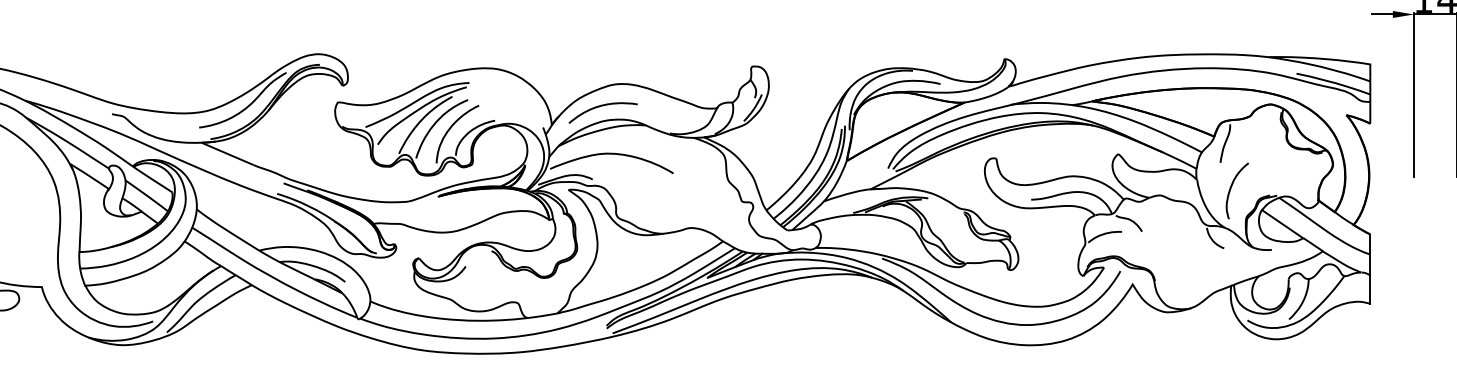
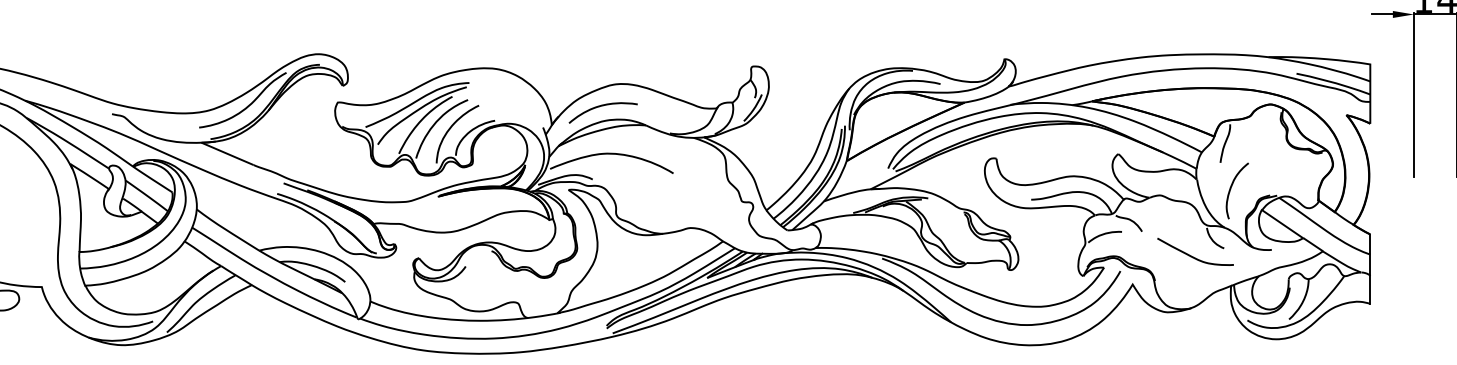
curve: none -> present (1193, 256)
